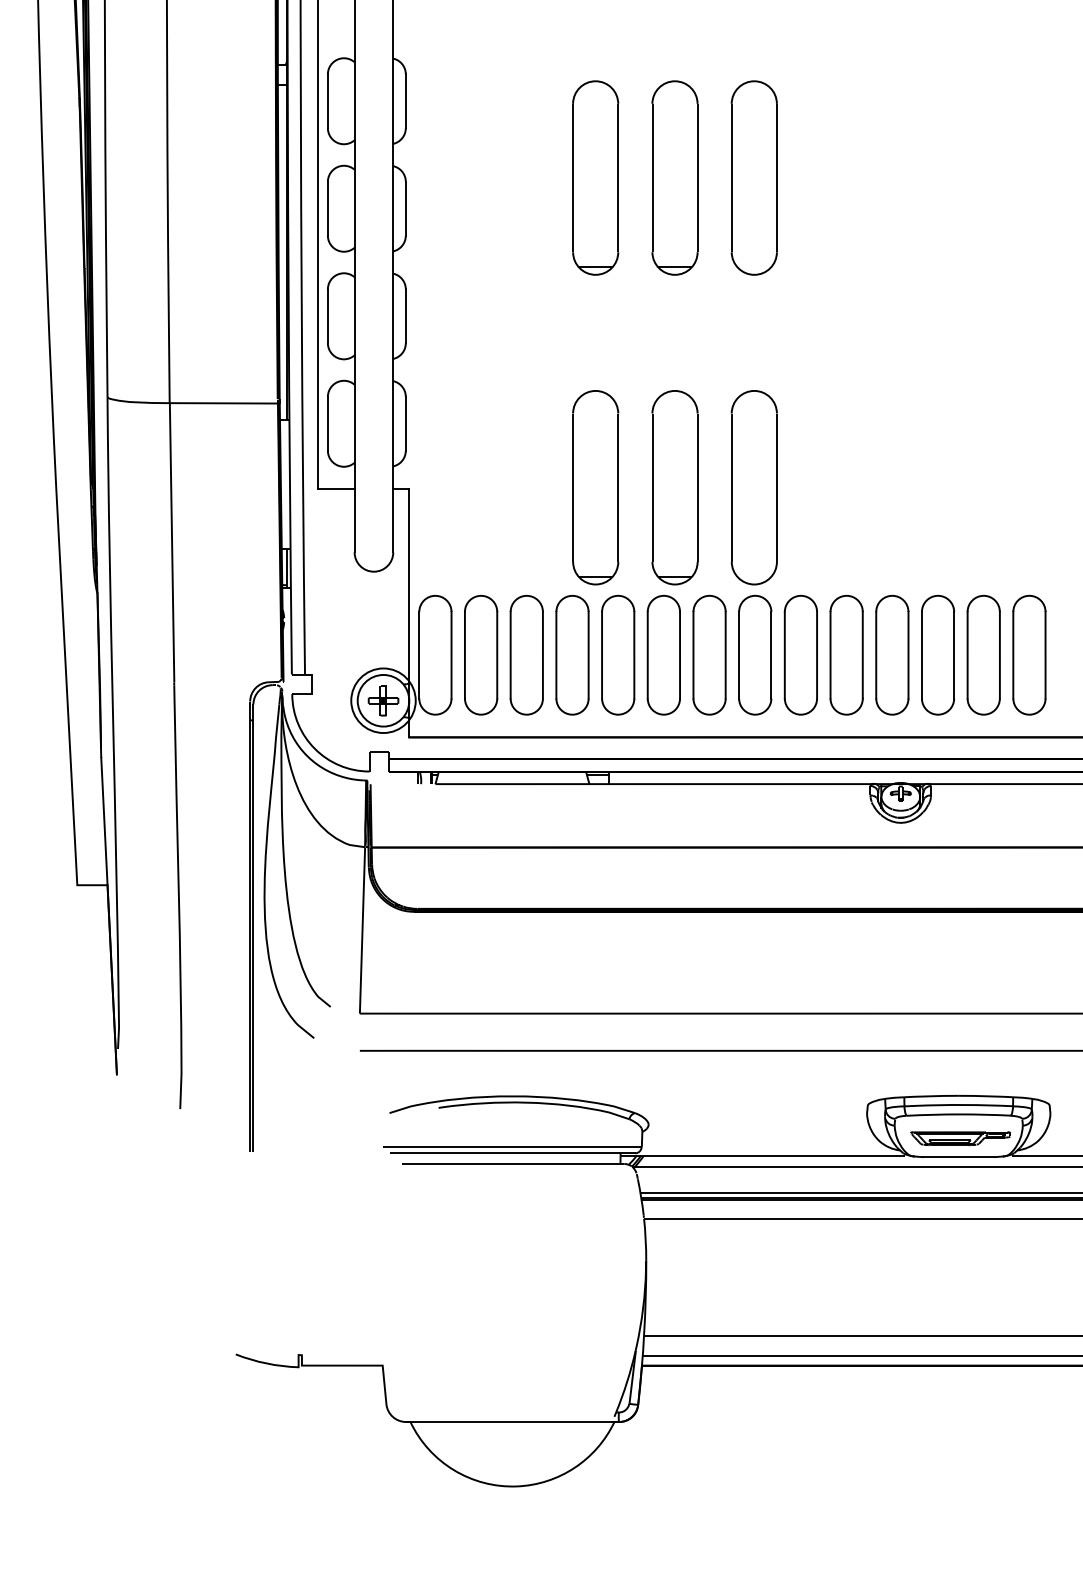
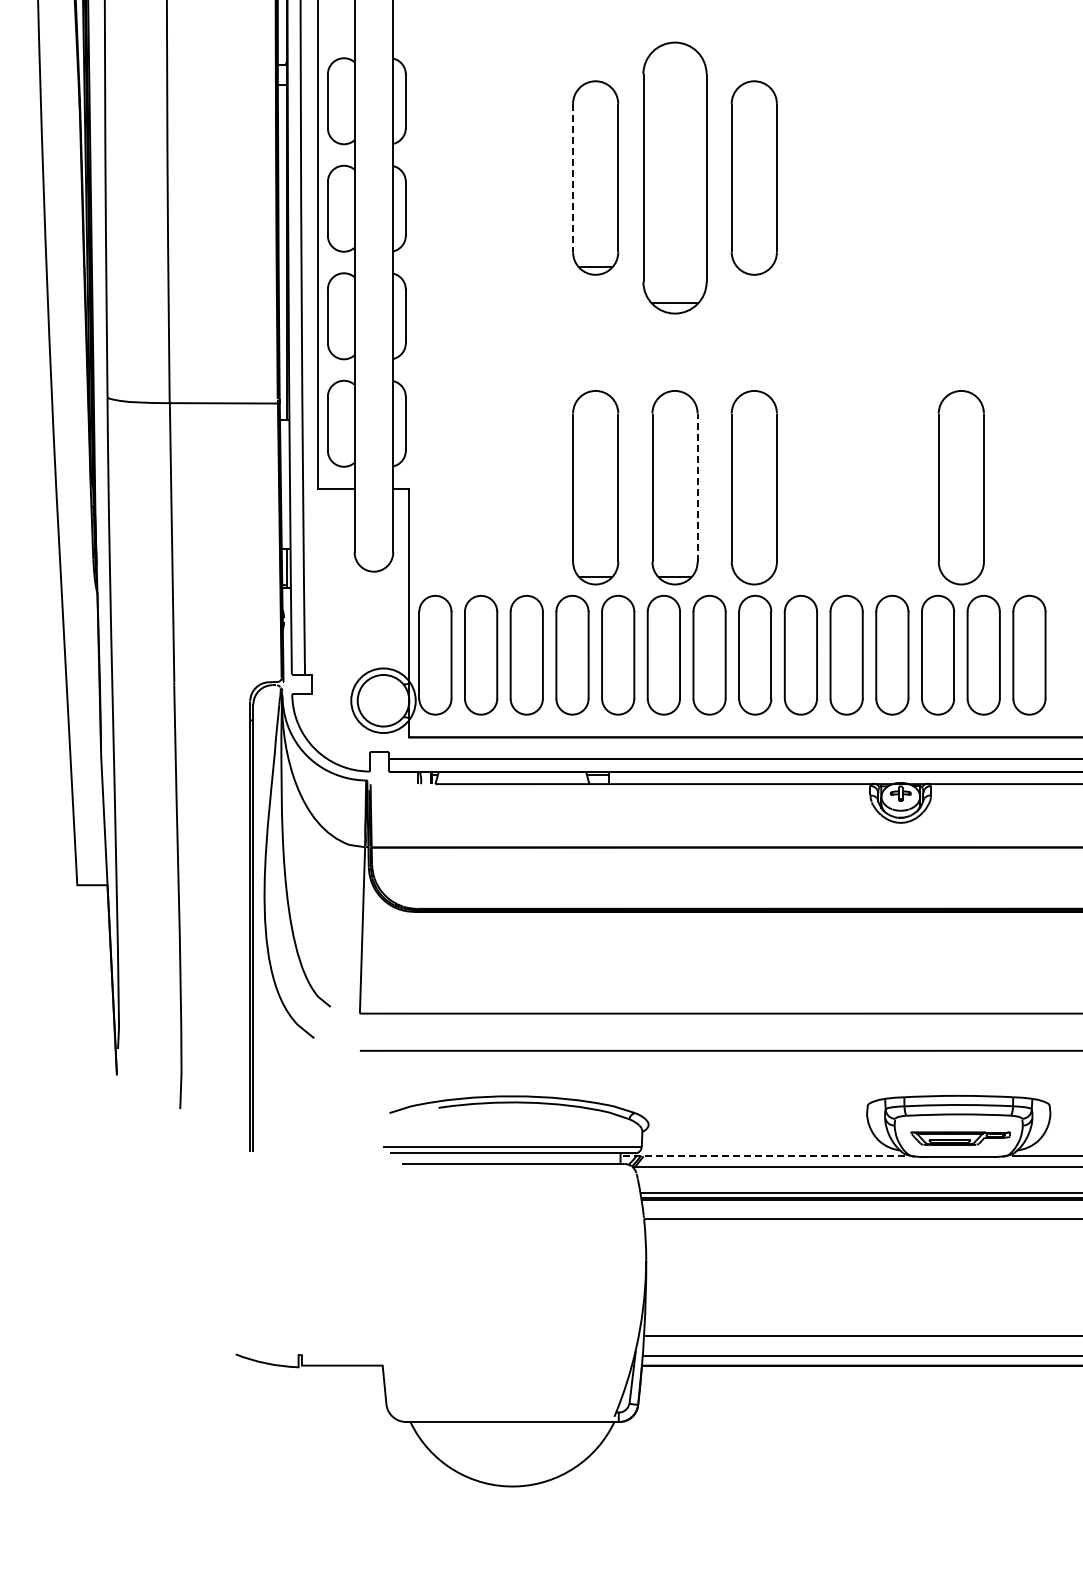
part size: 48x196 px -> 66x274 px (674, 177)
line: solid -> dashed (573, 178)
line: solid -> dashed (697, 487)
part: none -> present (960, 487)
part: present -> none (383, 700)
line: solid -> dashed (762, 1155)
